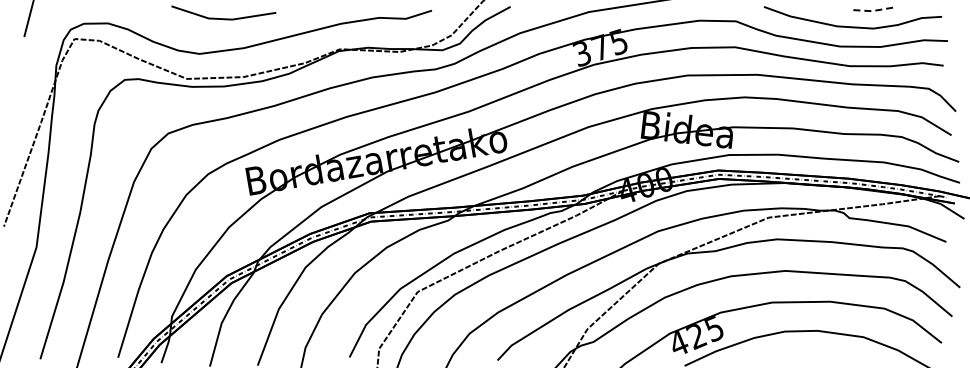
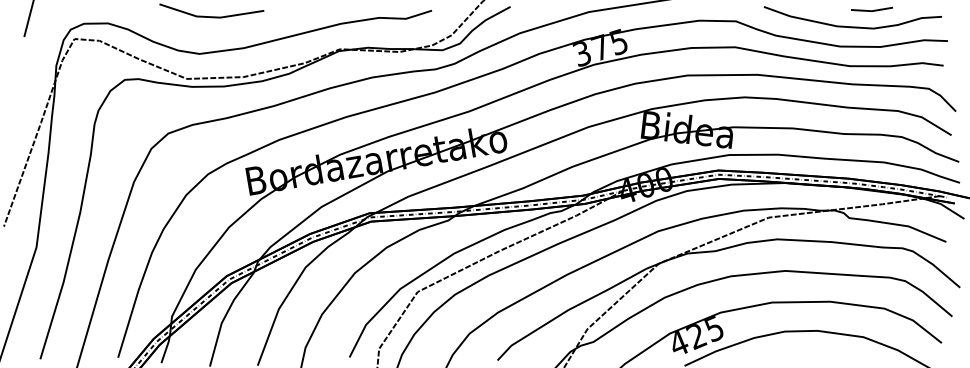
line: dashed -> solid (871, 11)
line position: (223, 18) -> (211, 16) (211, 16)
